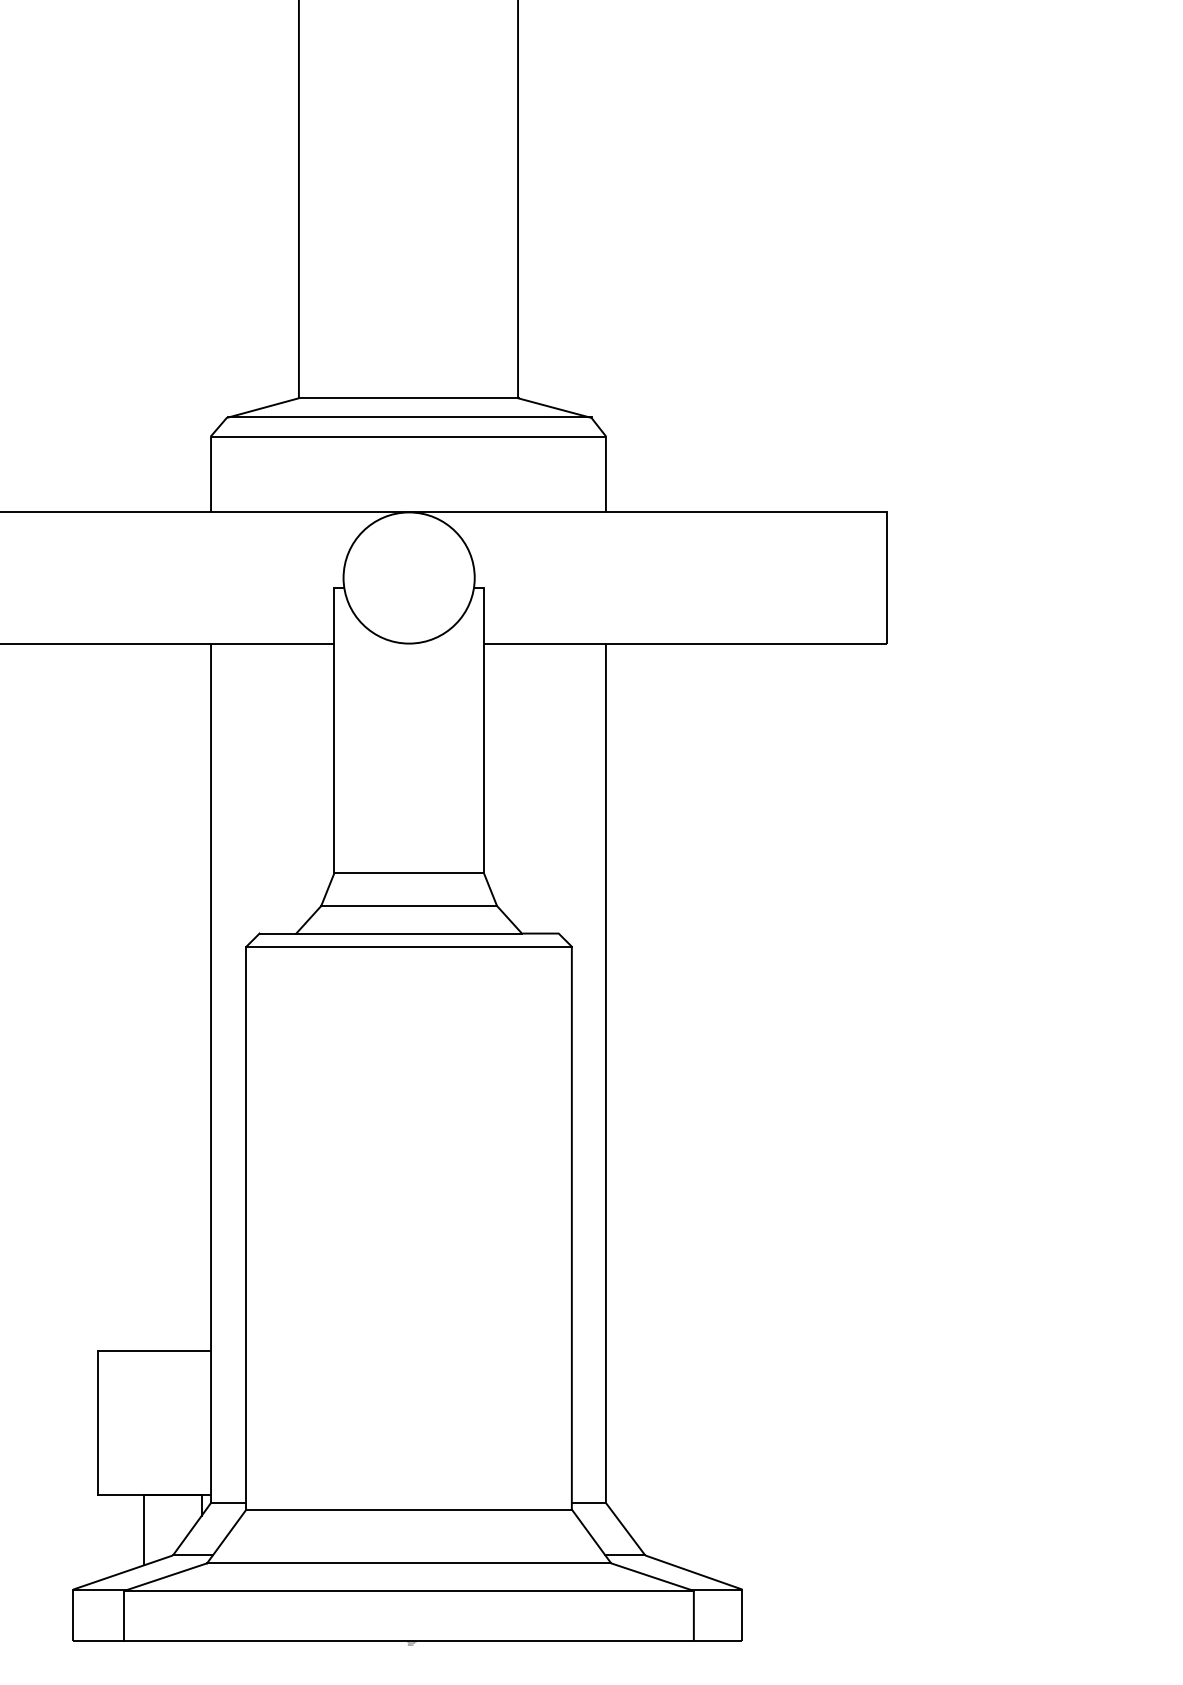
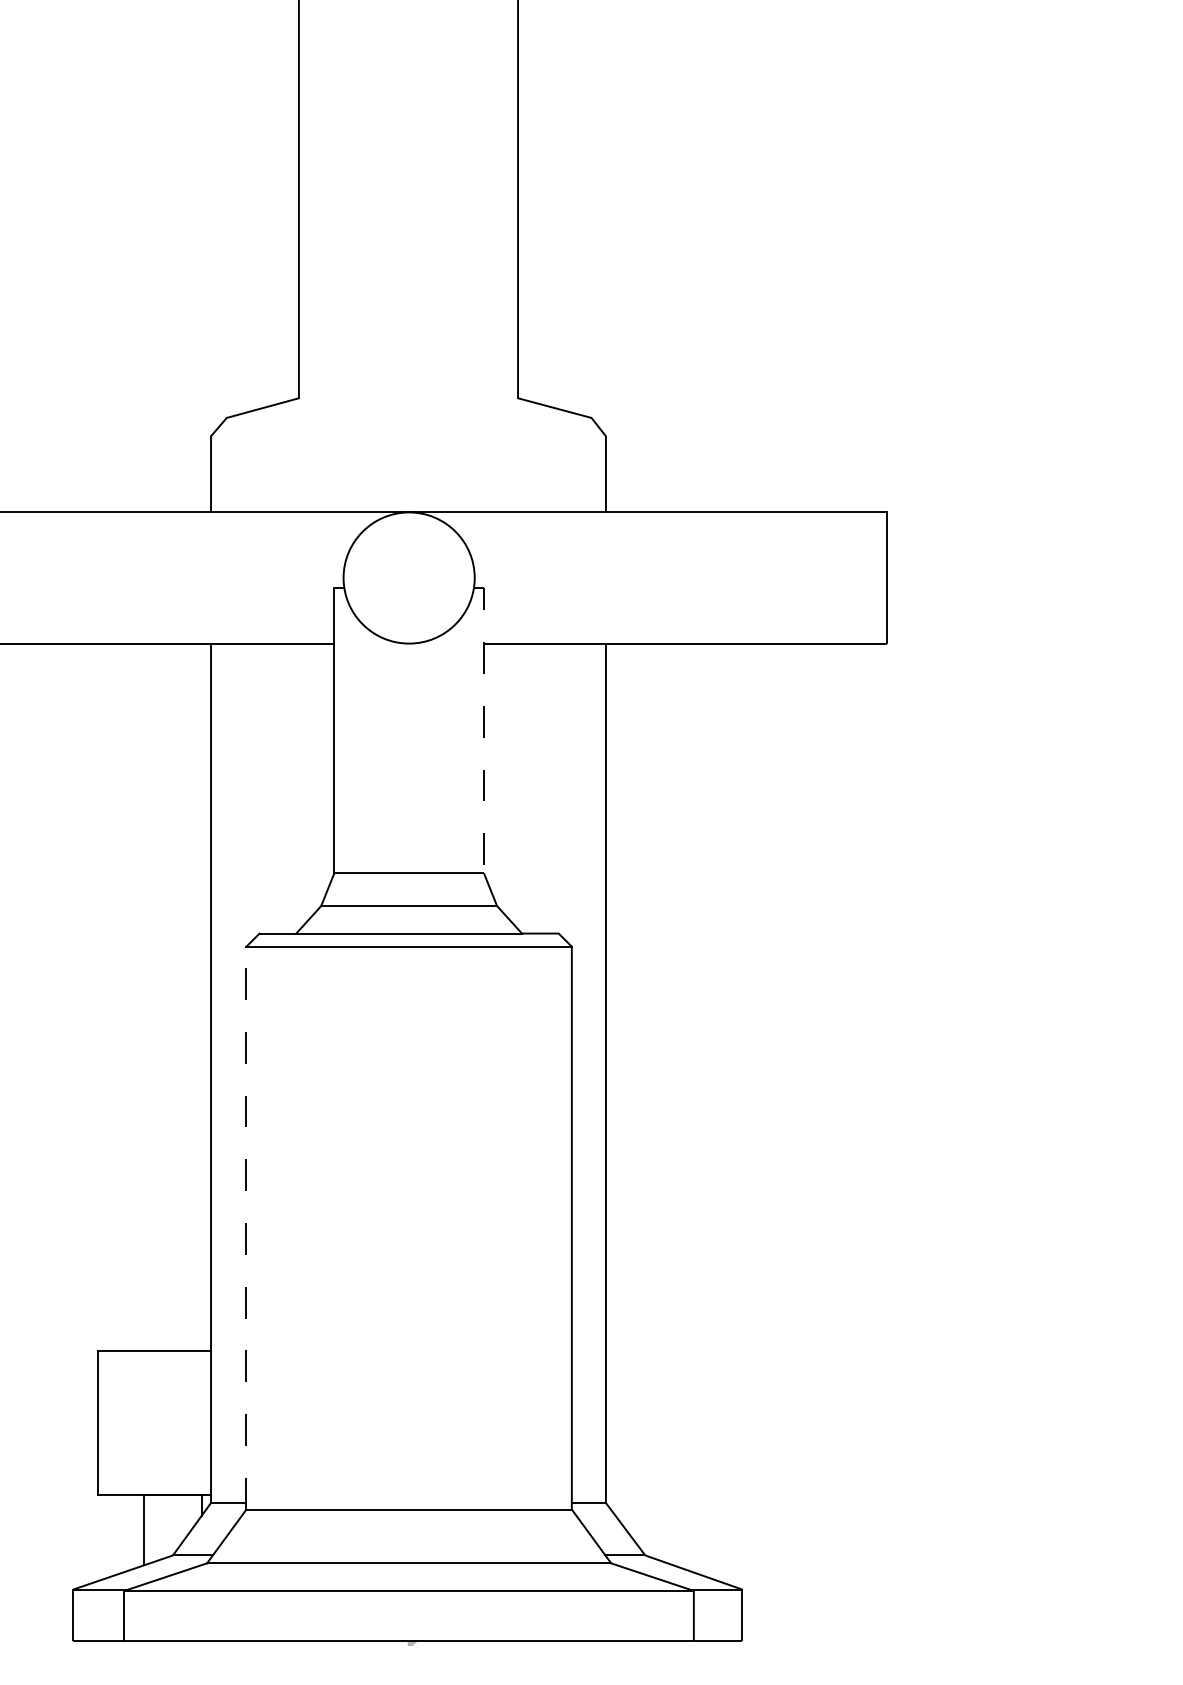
line: present -> none (408, 397)
line: present -> none (410, 416)
line: present -> none (407, 437)
line: solid -> dashed (483, 725)
line: solid -> dashed (246, 1227)
